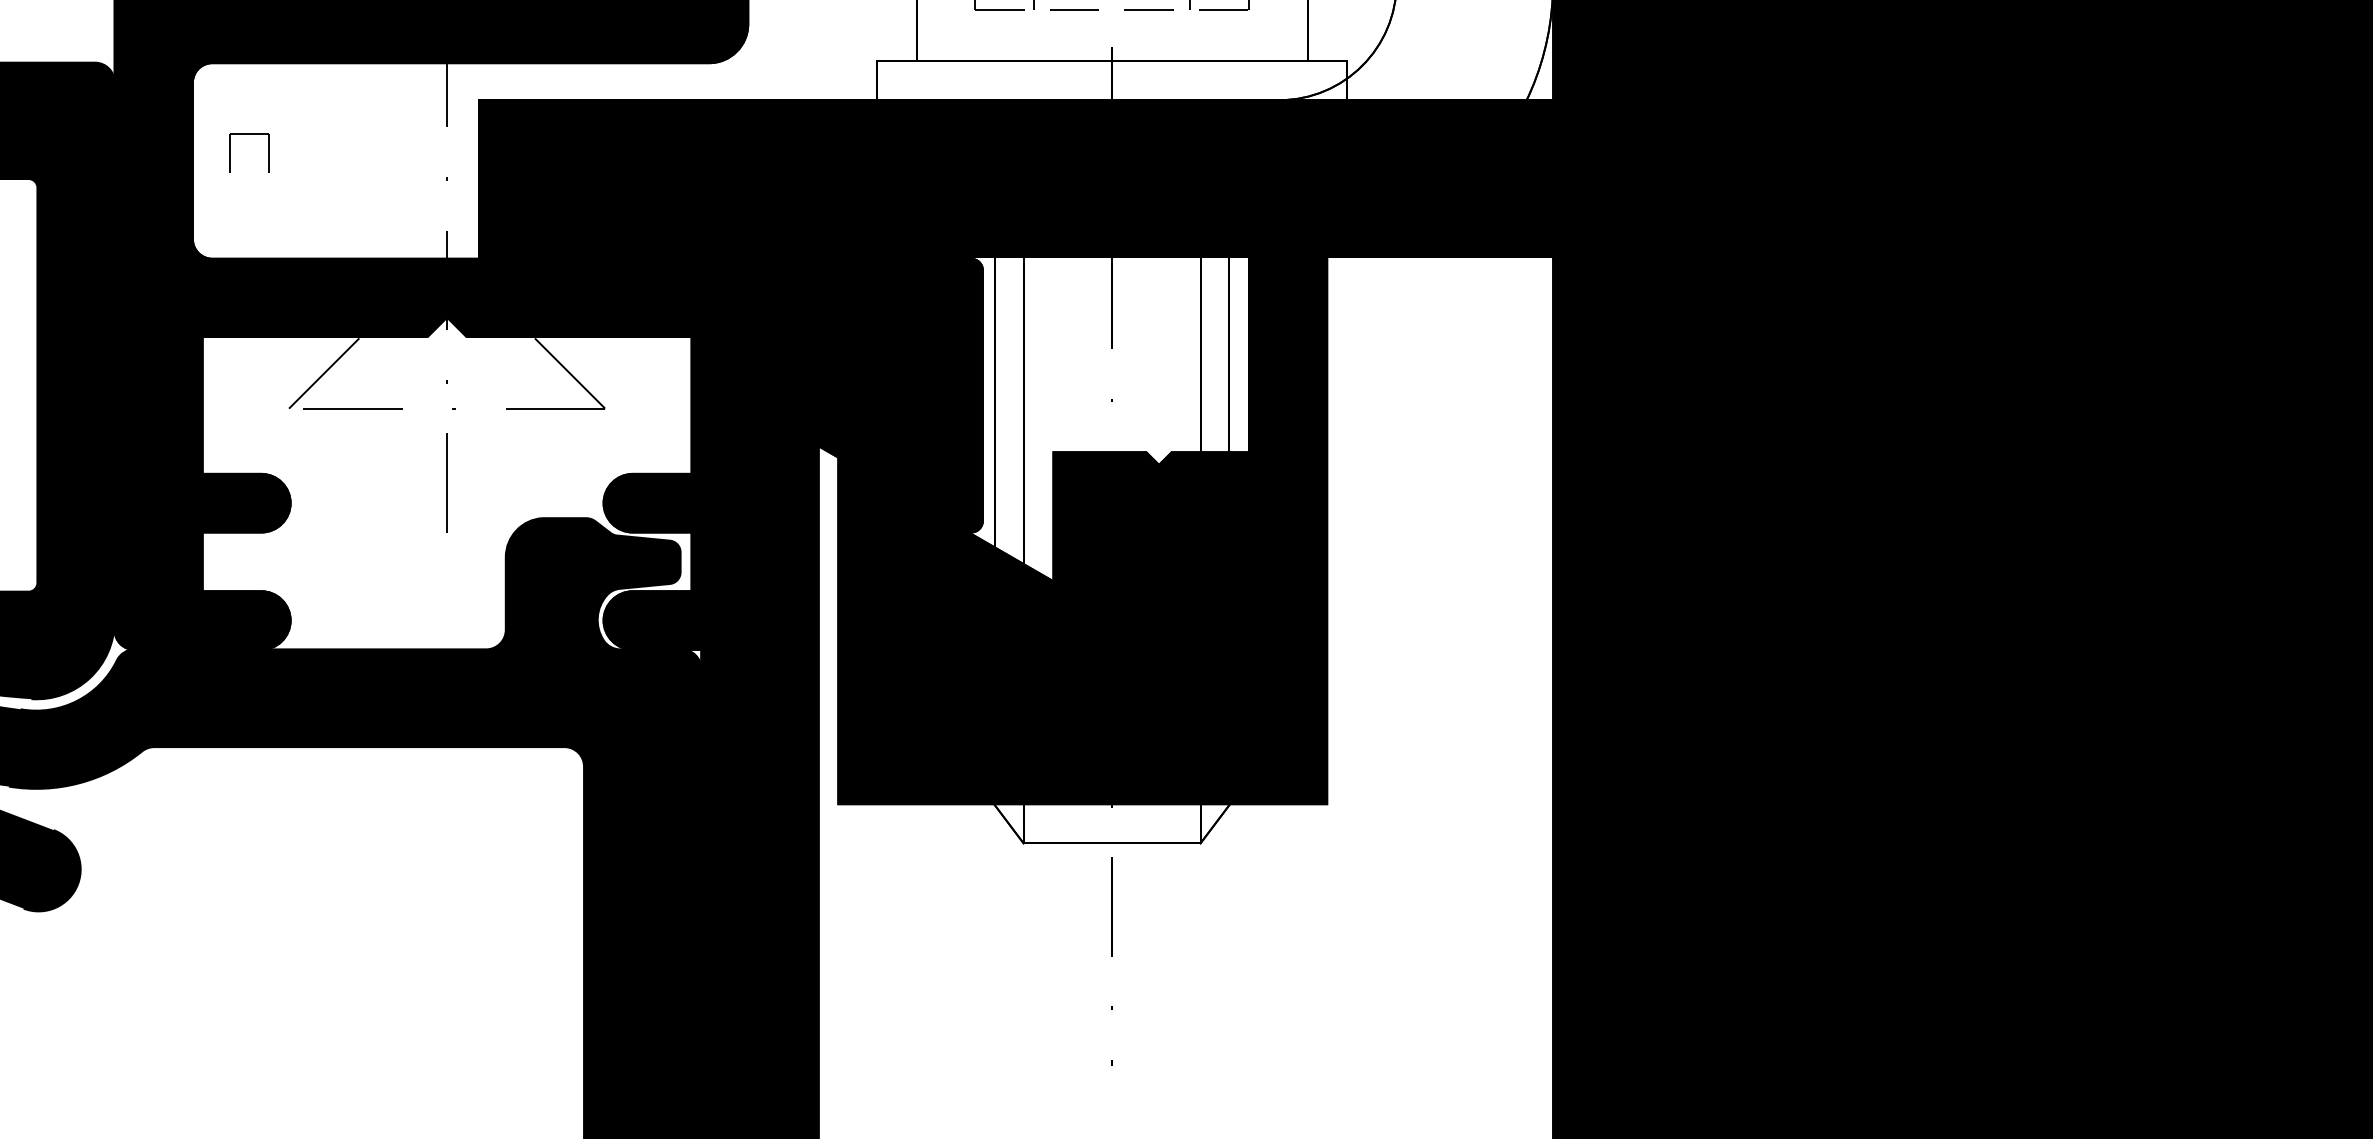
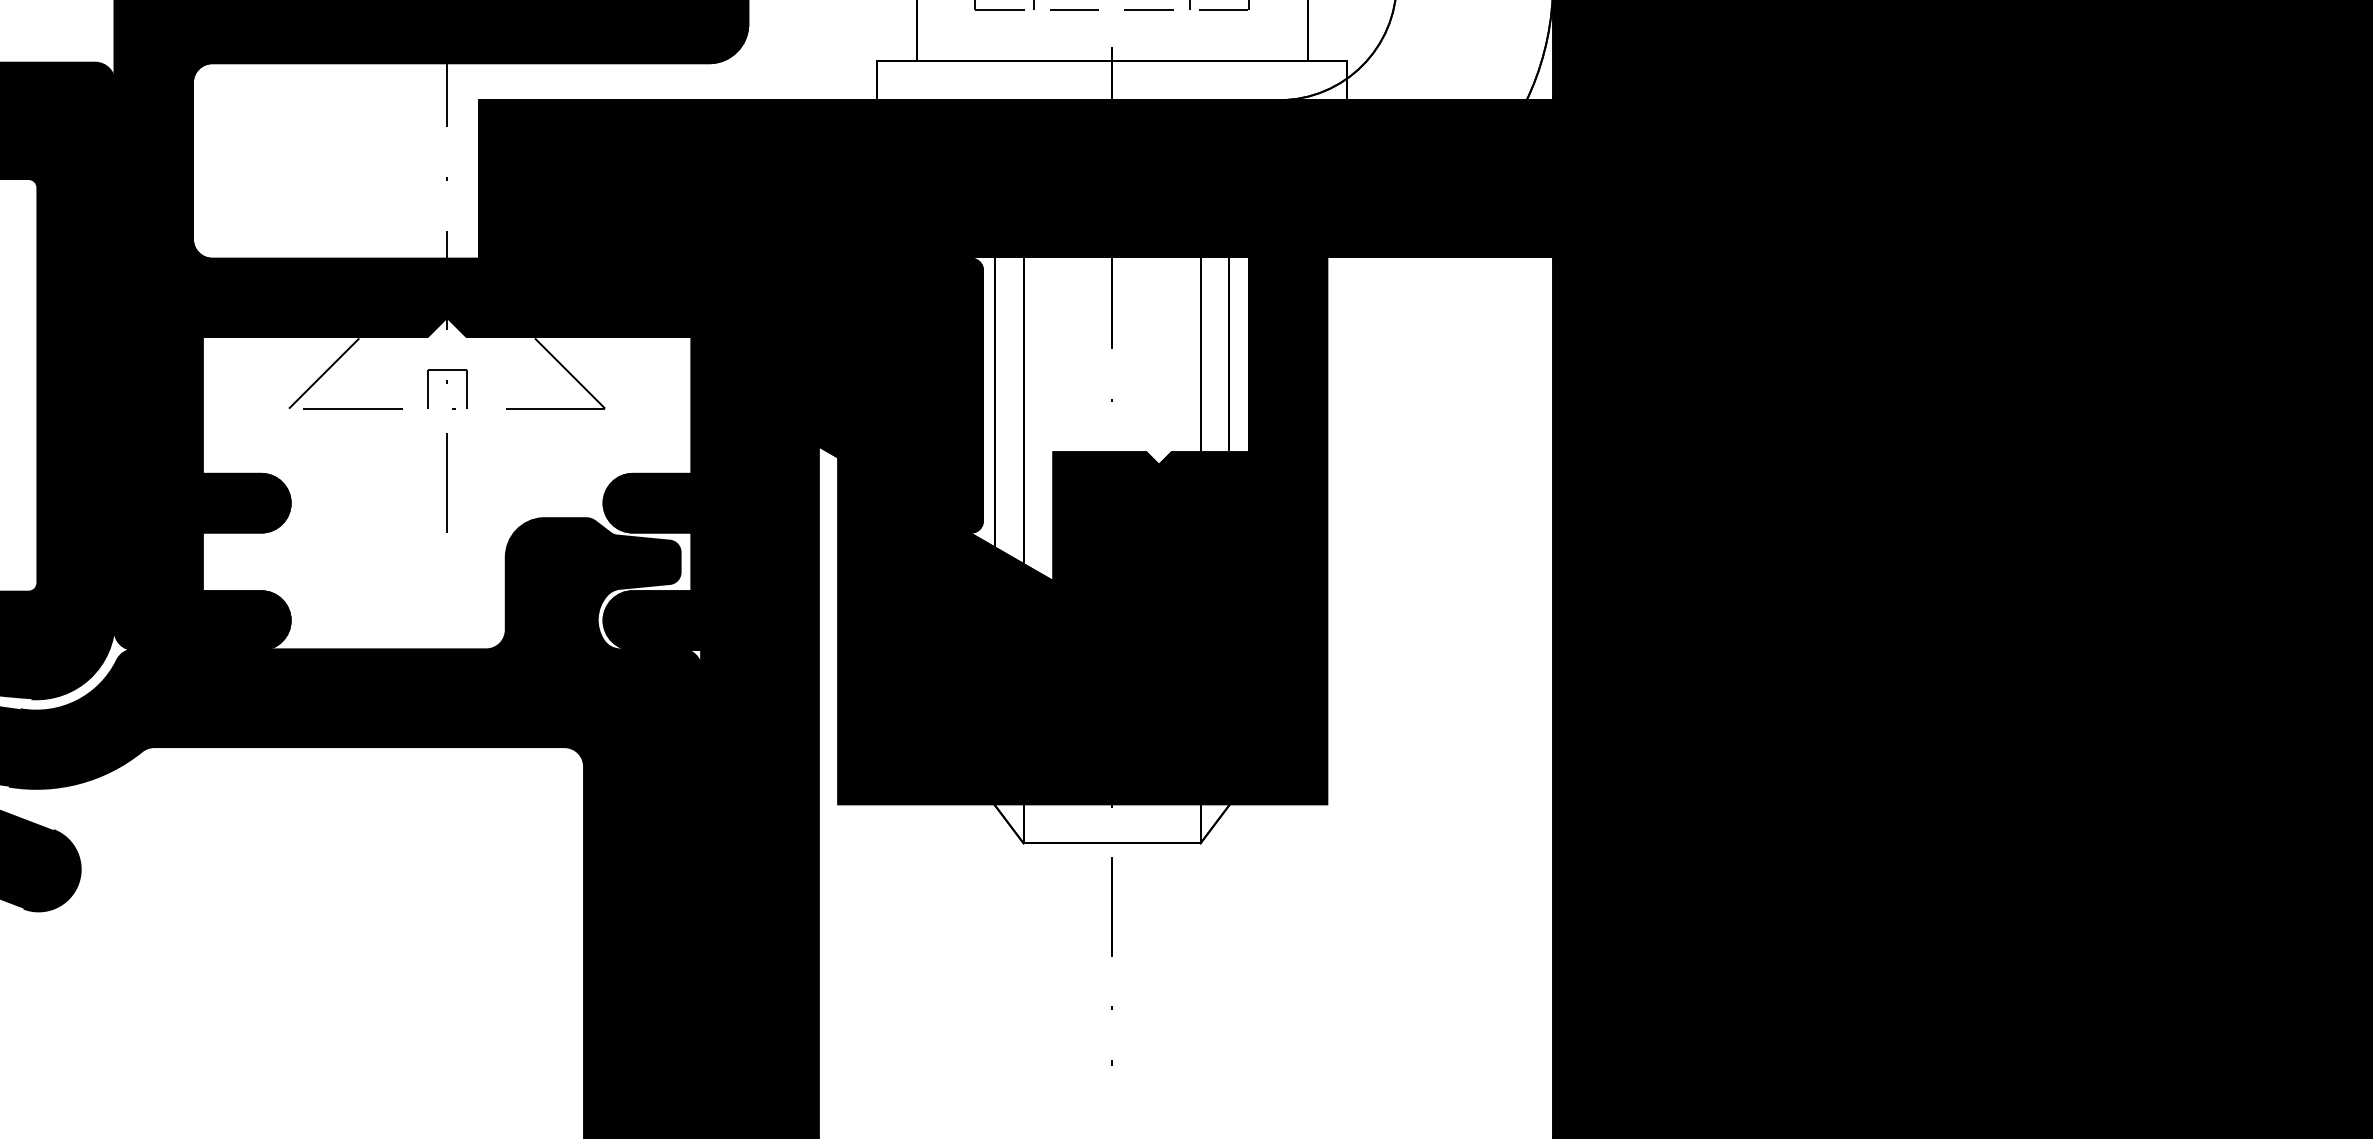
part position: (249, 134) -> (447, 370) (447, 370)
